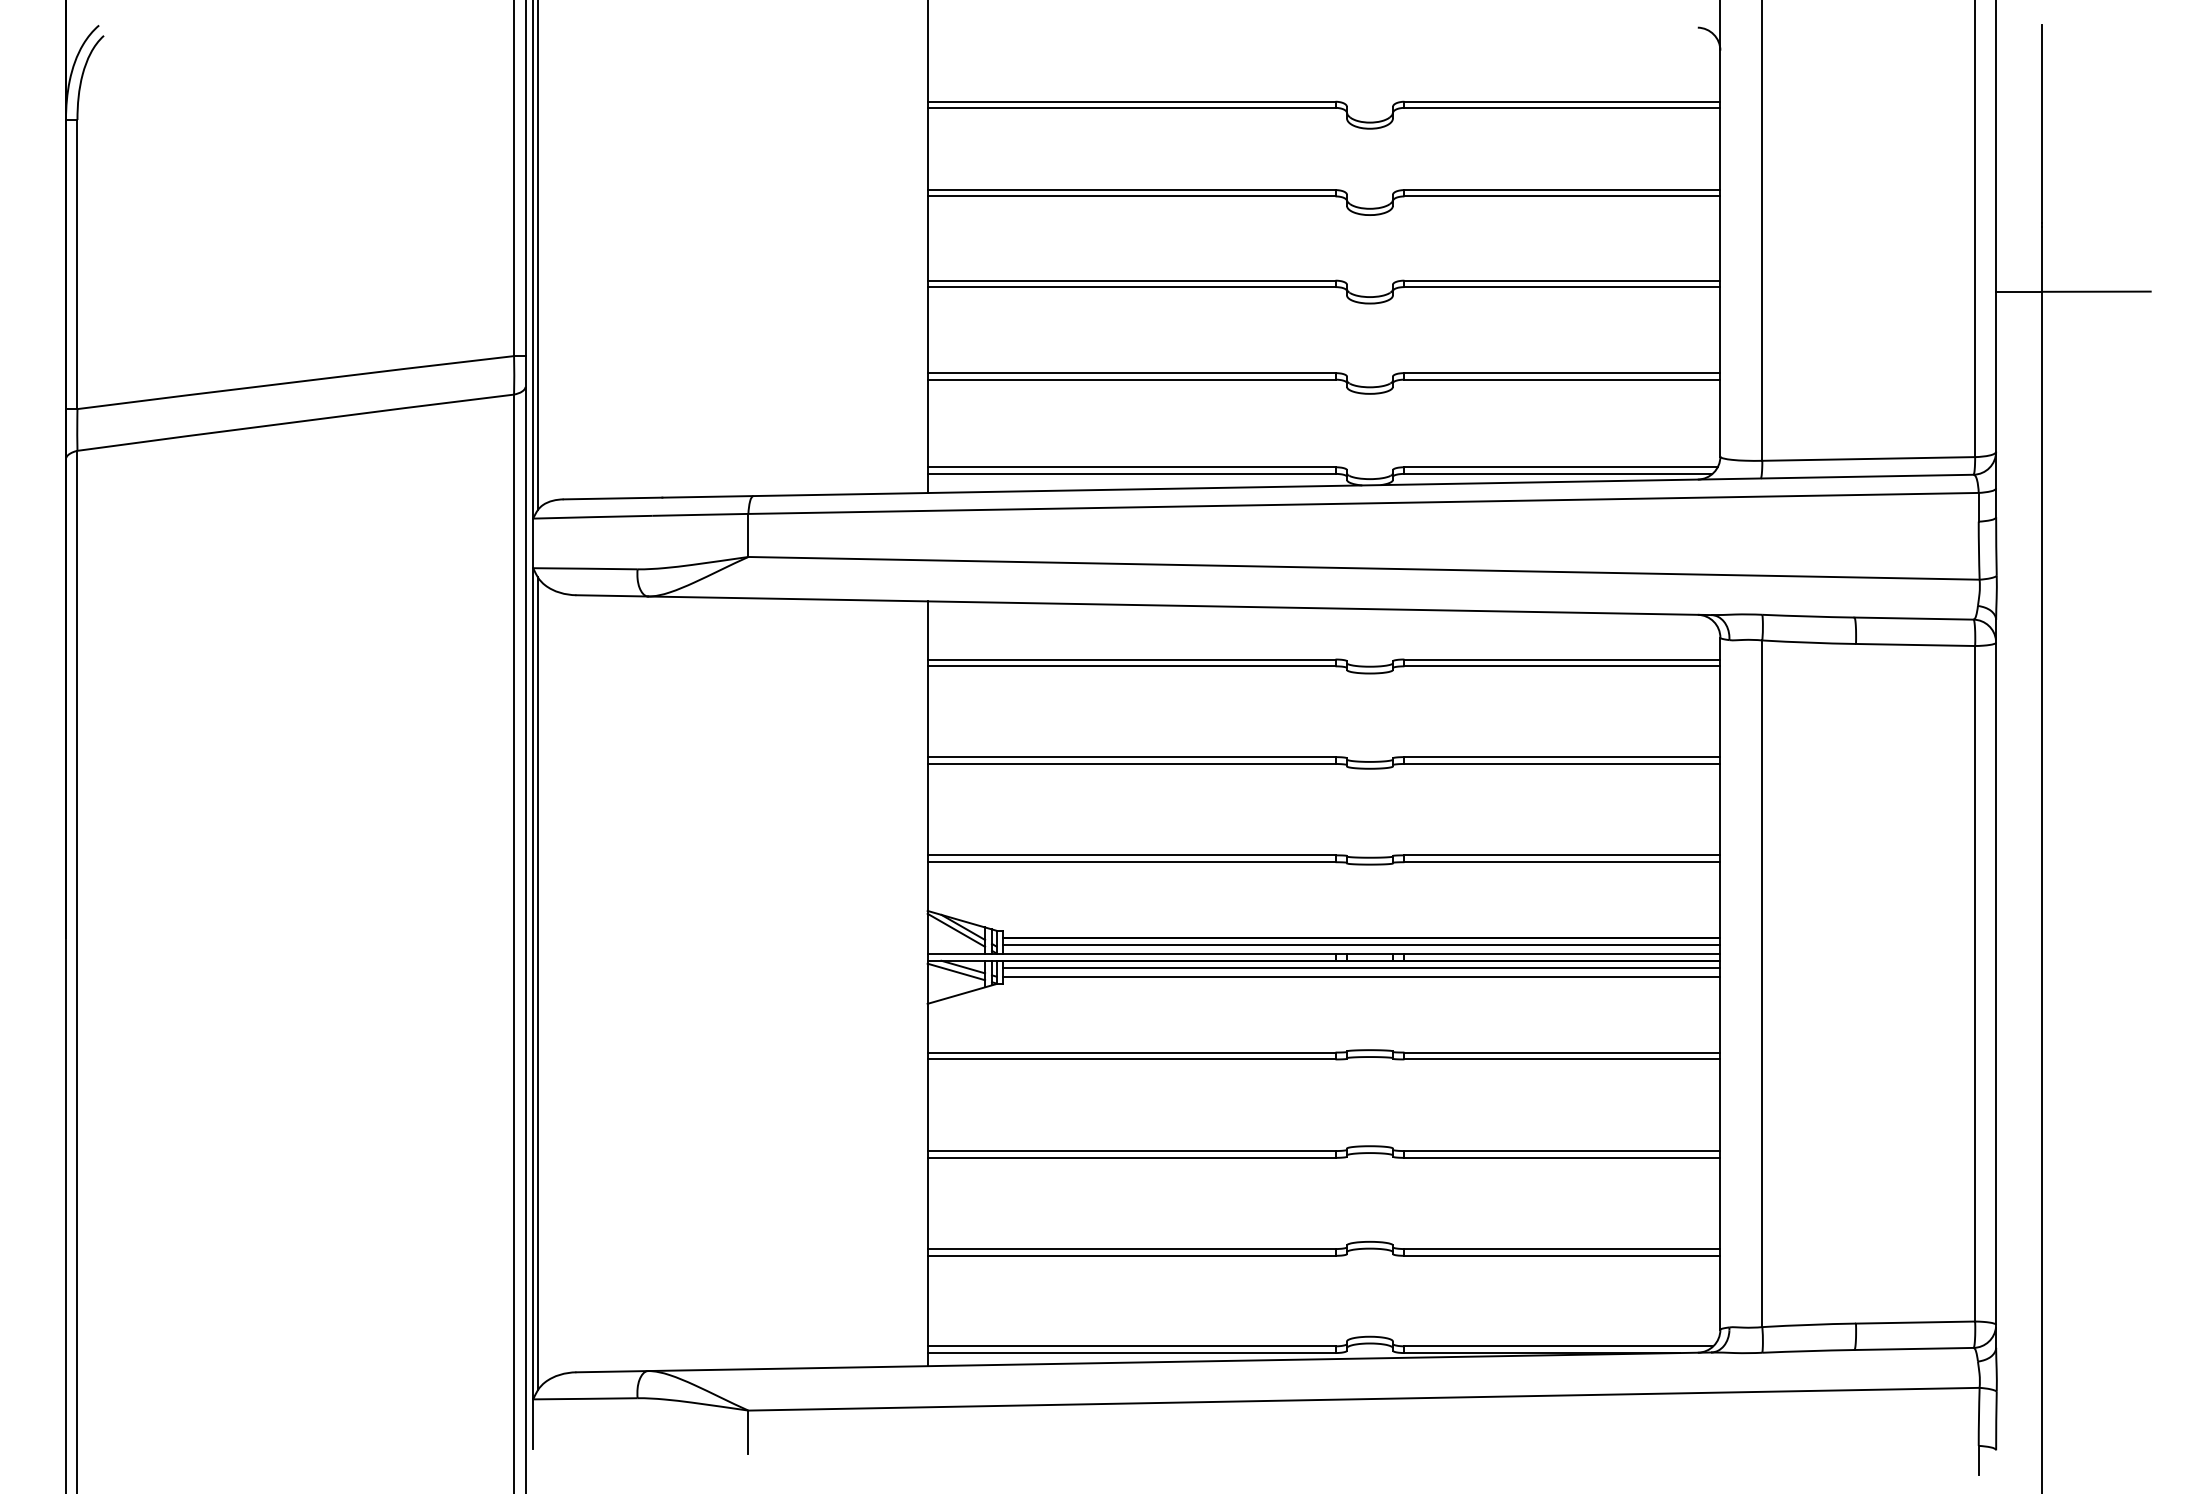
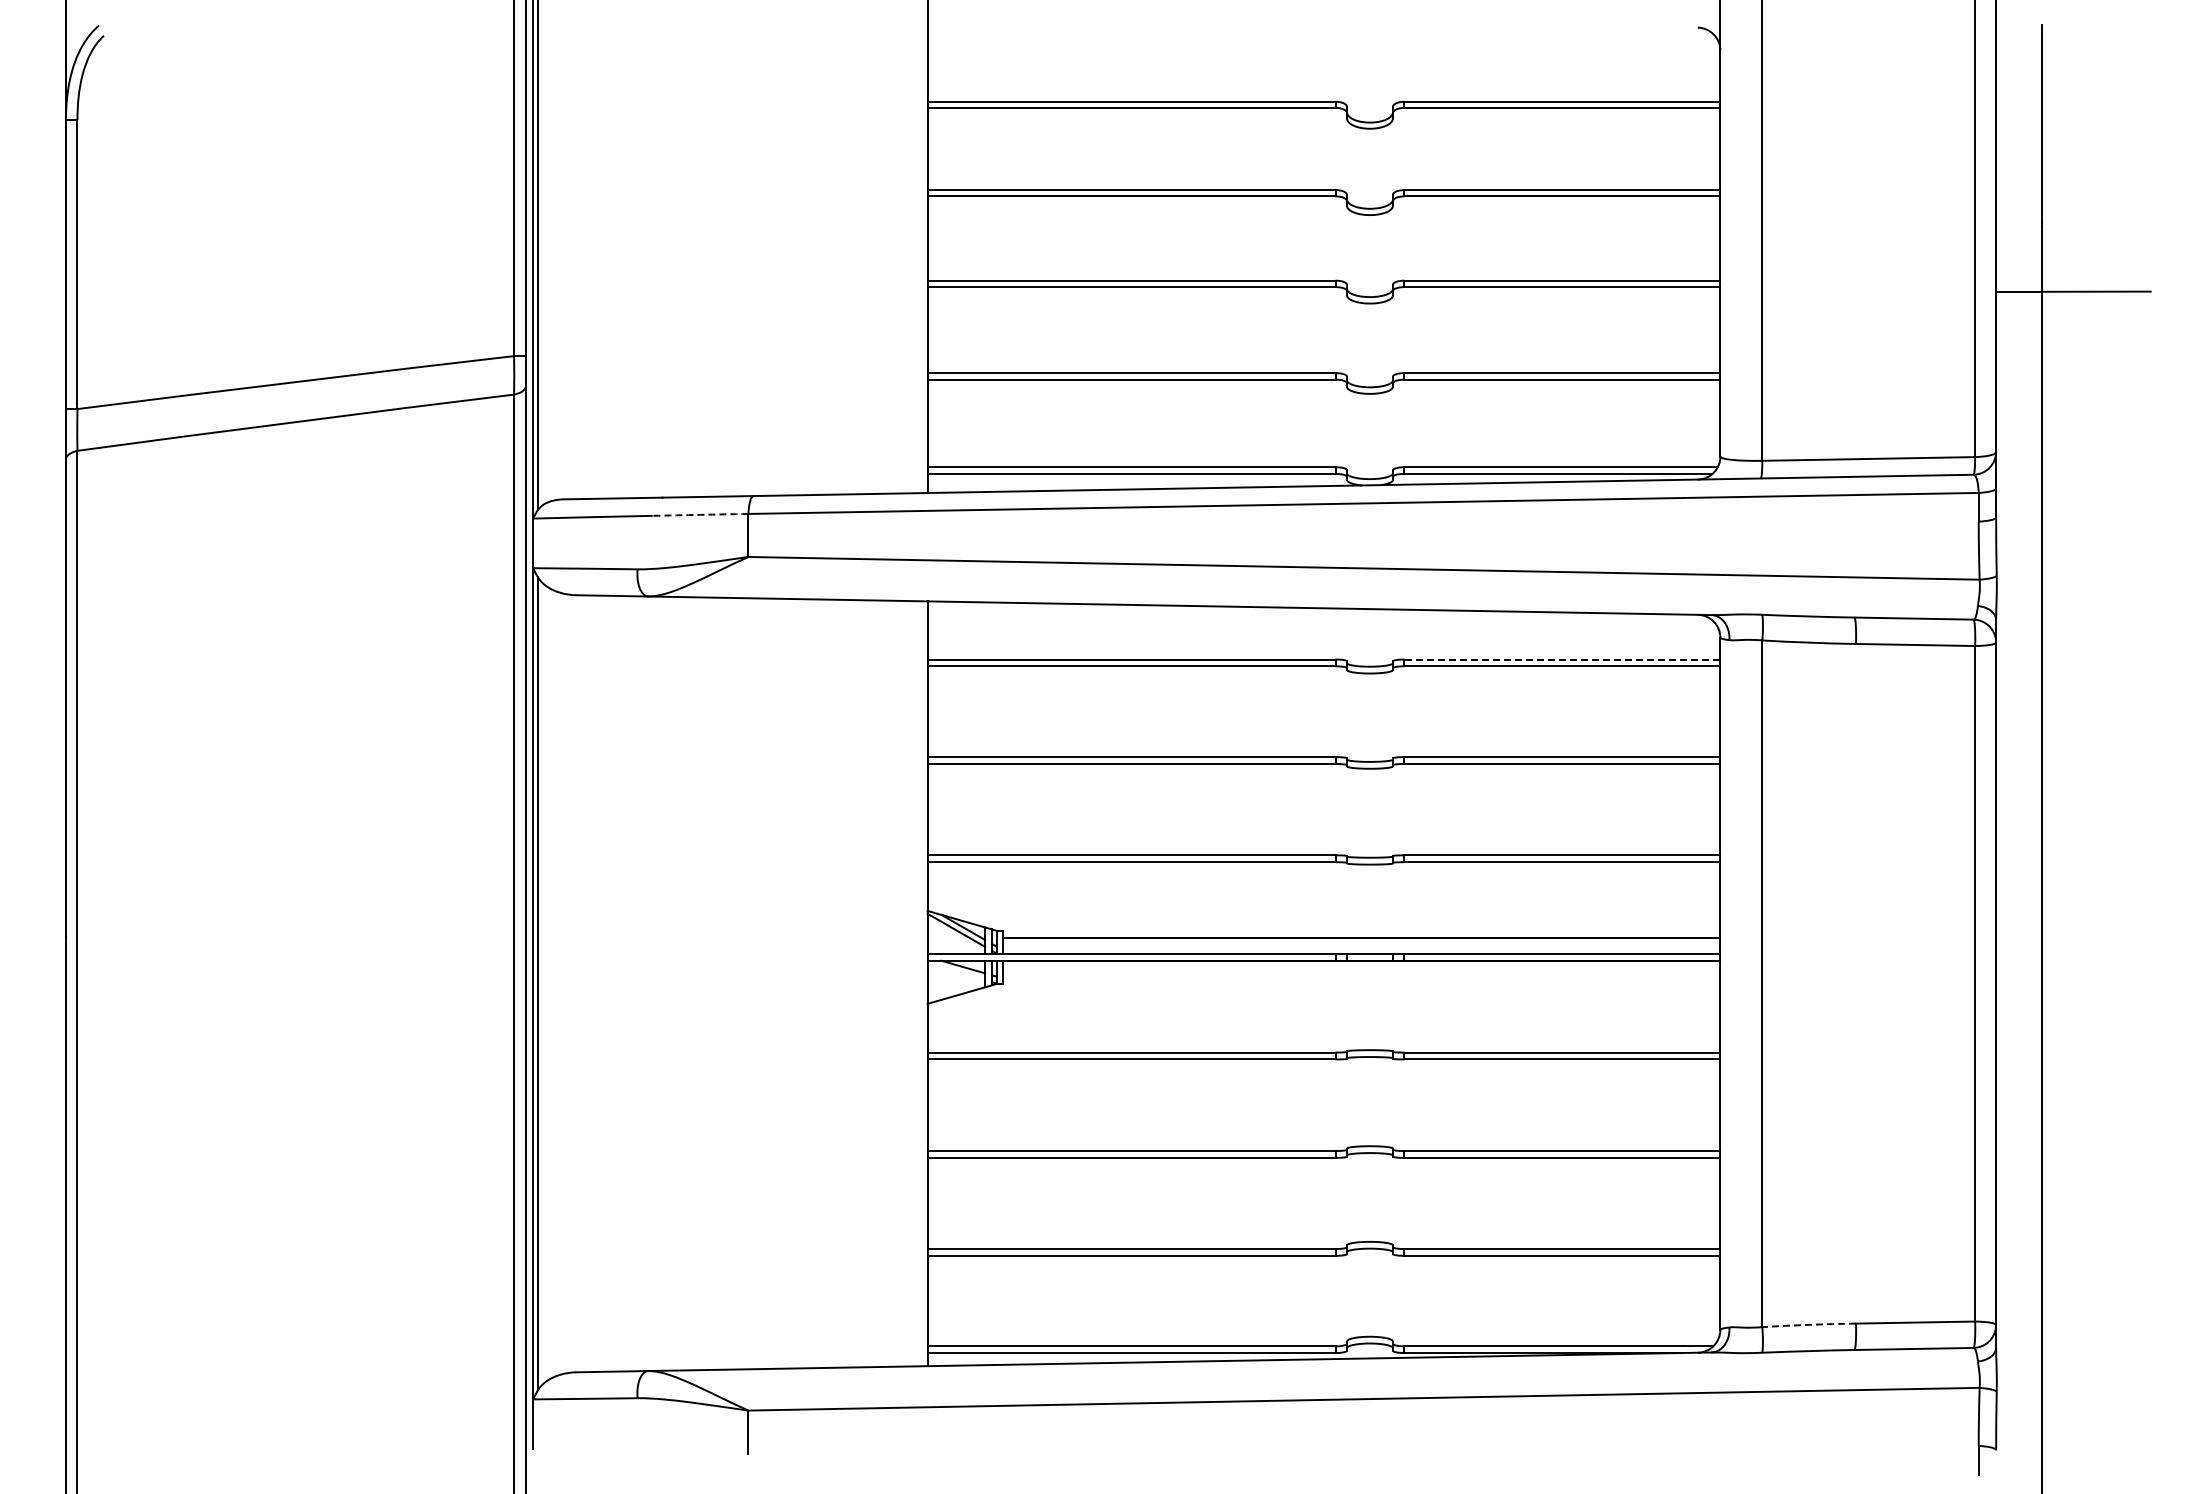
arc: solid -> dashed (700, 514)
line: solid -> dashed (1562, 659)
line: present -> none (1361, 944)
line: present -> none (1361, 967)
line: present -> none (956, 971)
line: present -> none (1361, 976)
arc: solid -> dashed (1809, 1324)
